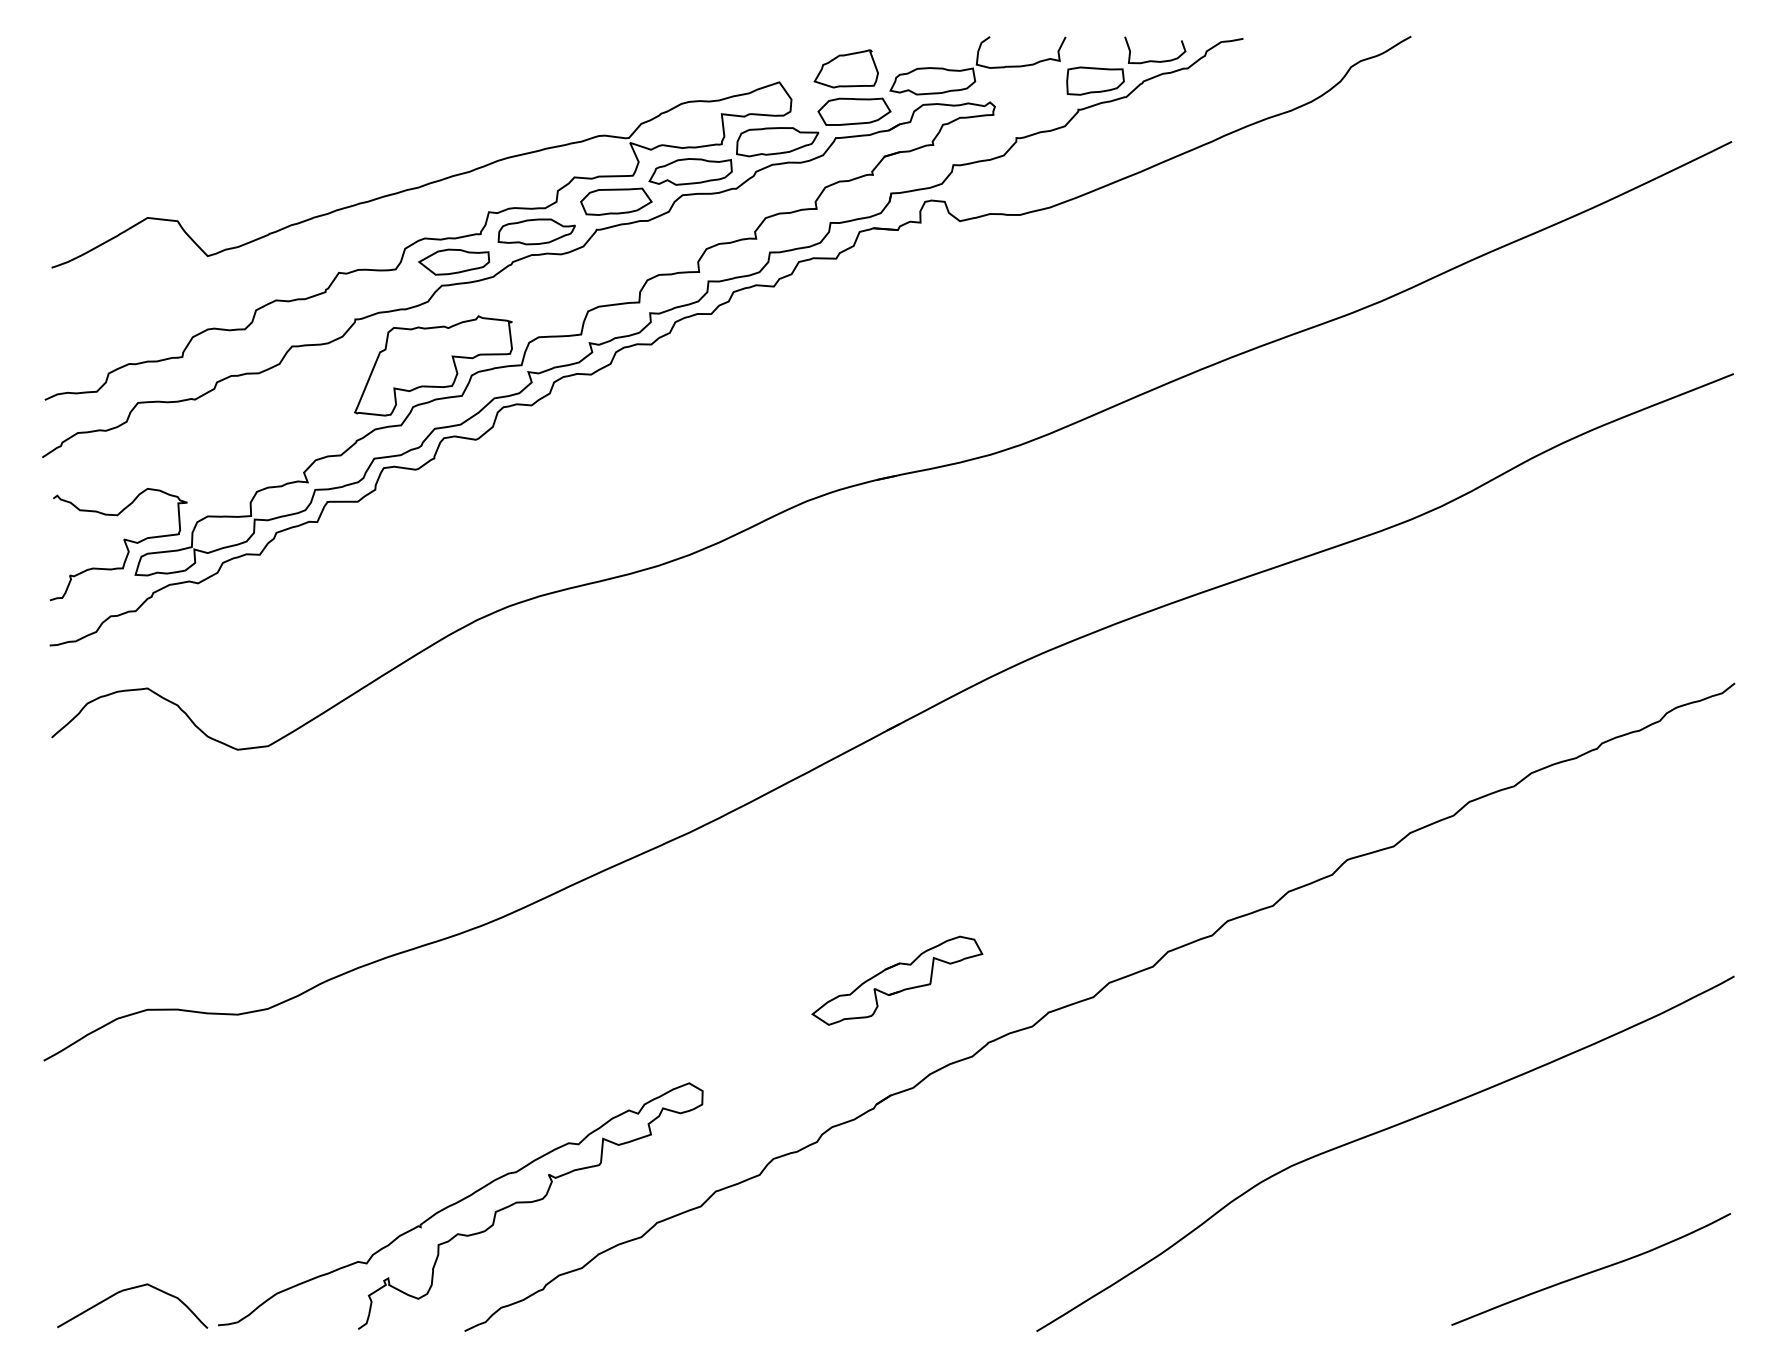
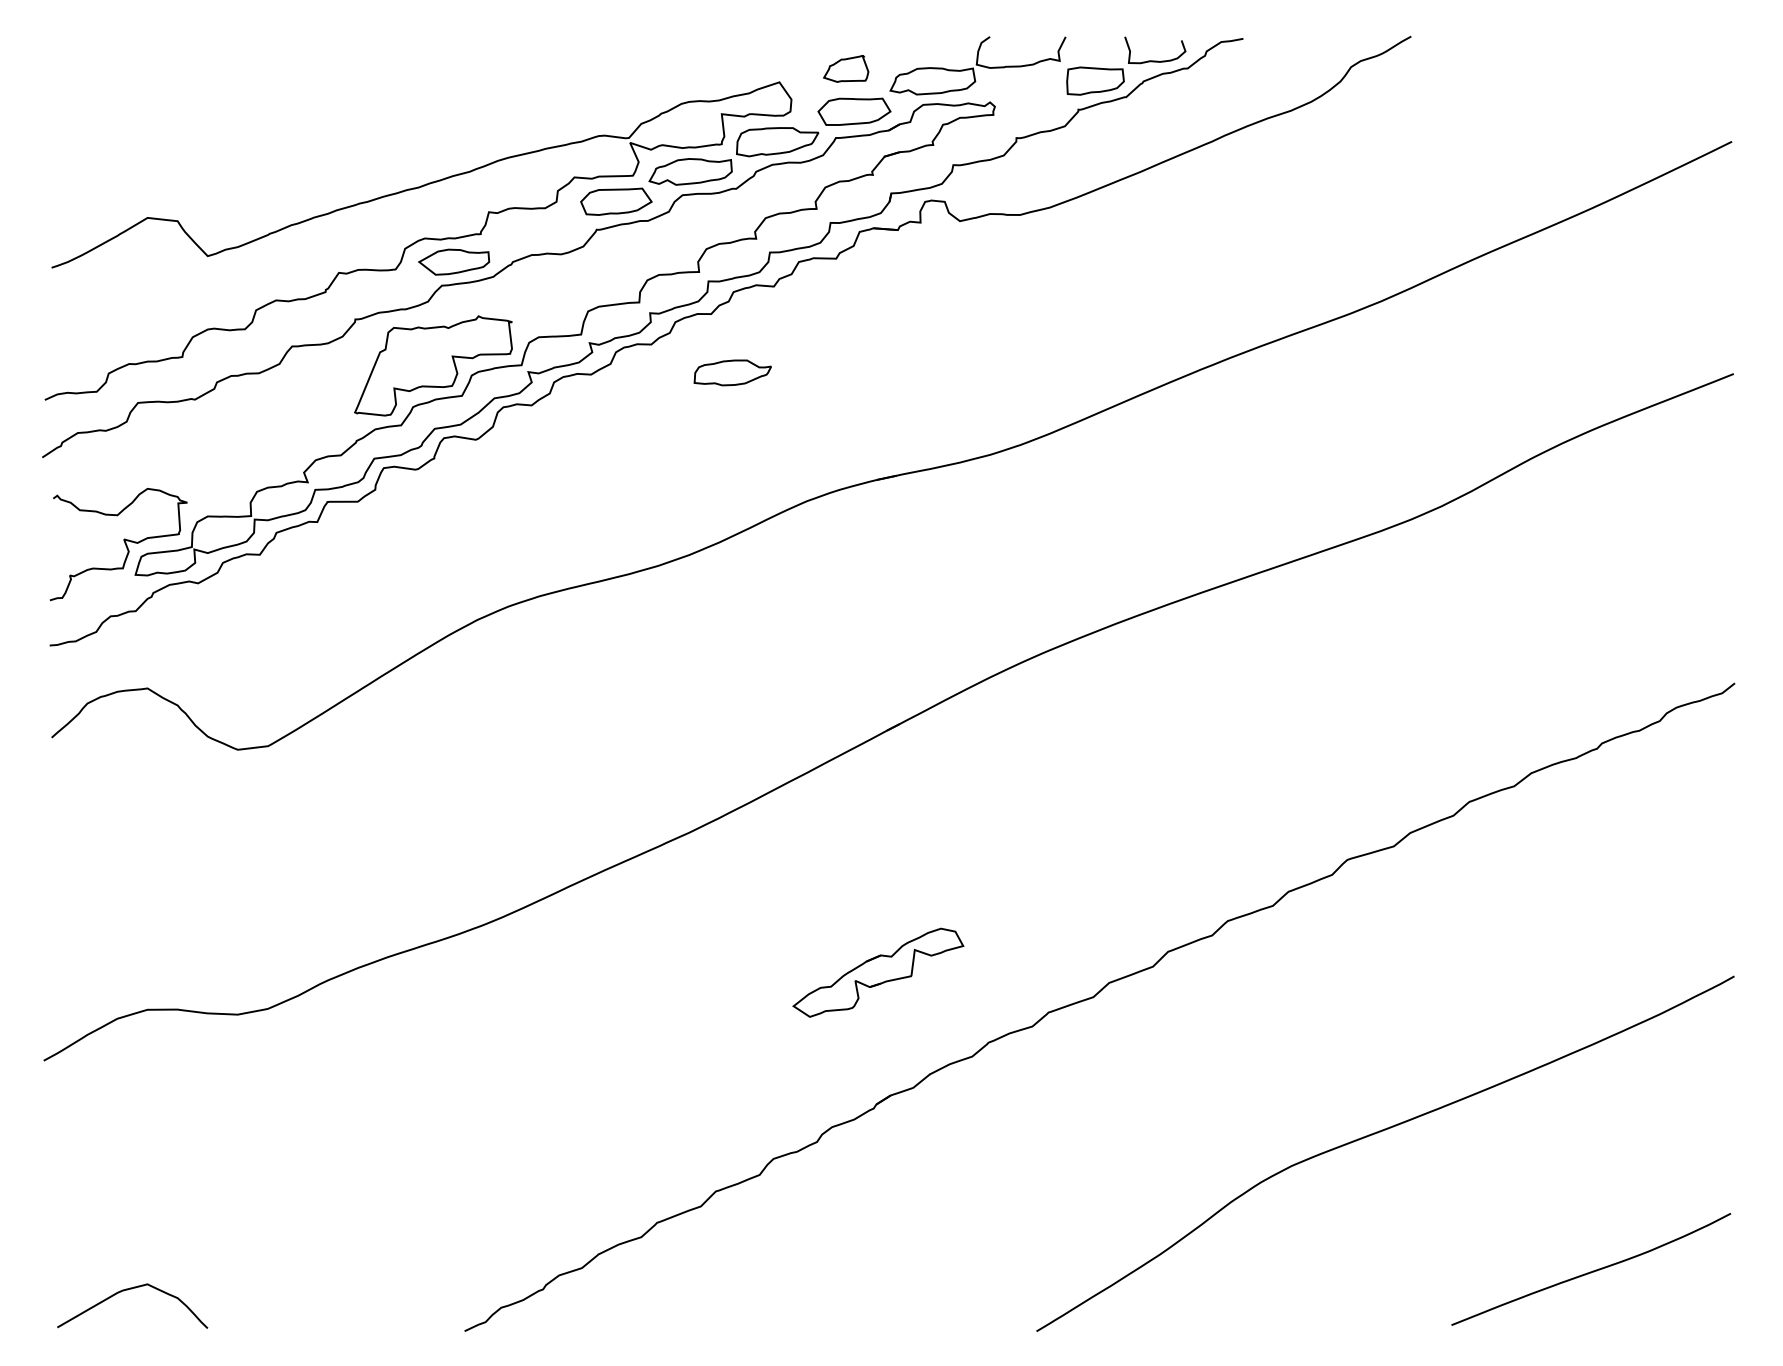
part size: 66x40 px -> 47x28 px (846, 68)
part position: (536, 231) -> (732, 372) (732, 372)
part position: (897, 980) -> (878, 972) (878, 972)
curve: present -> none (459, 1202)
